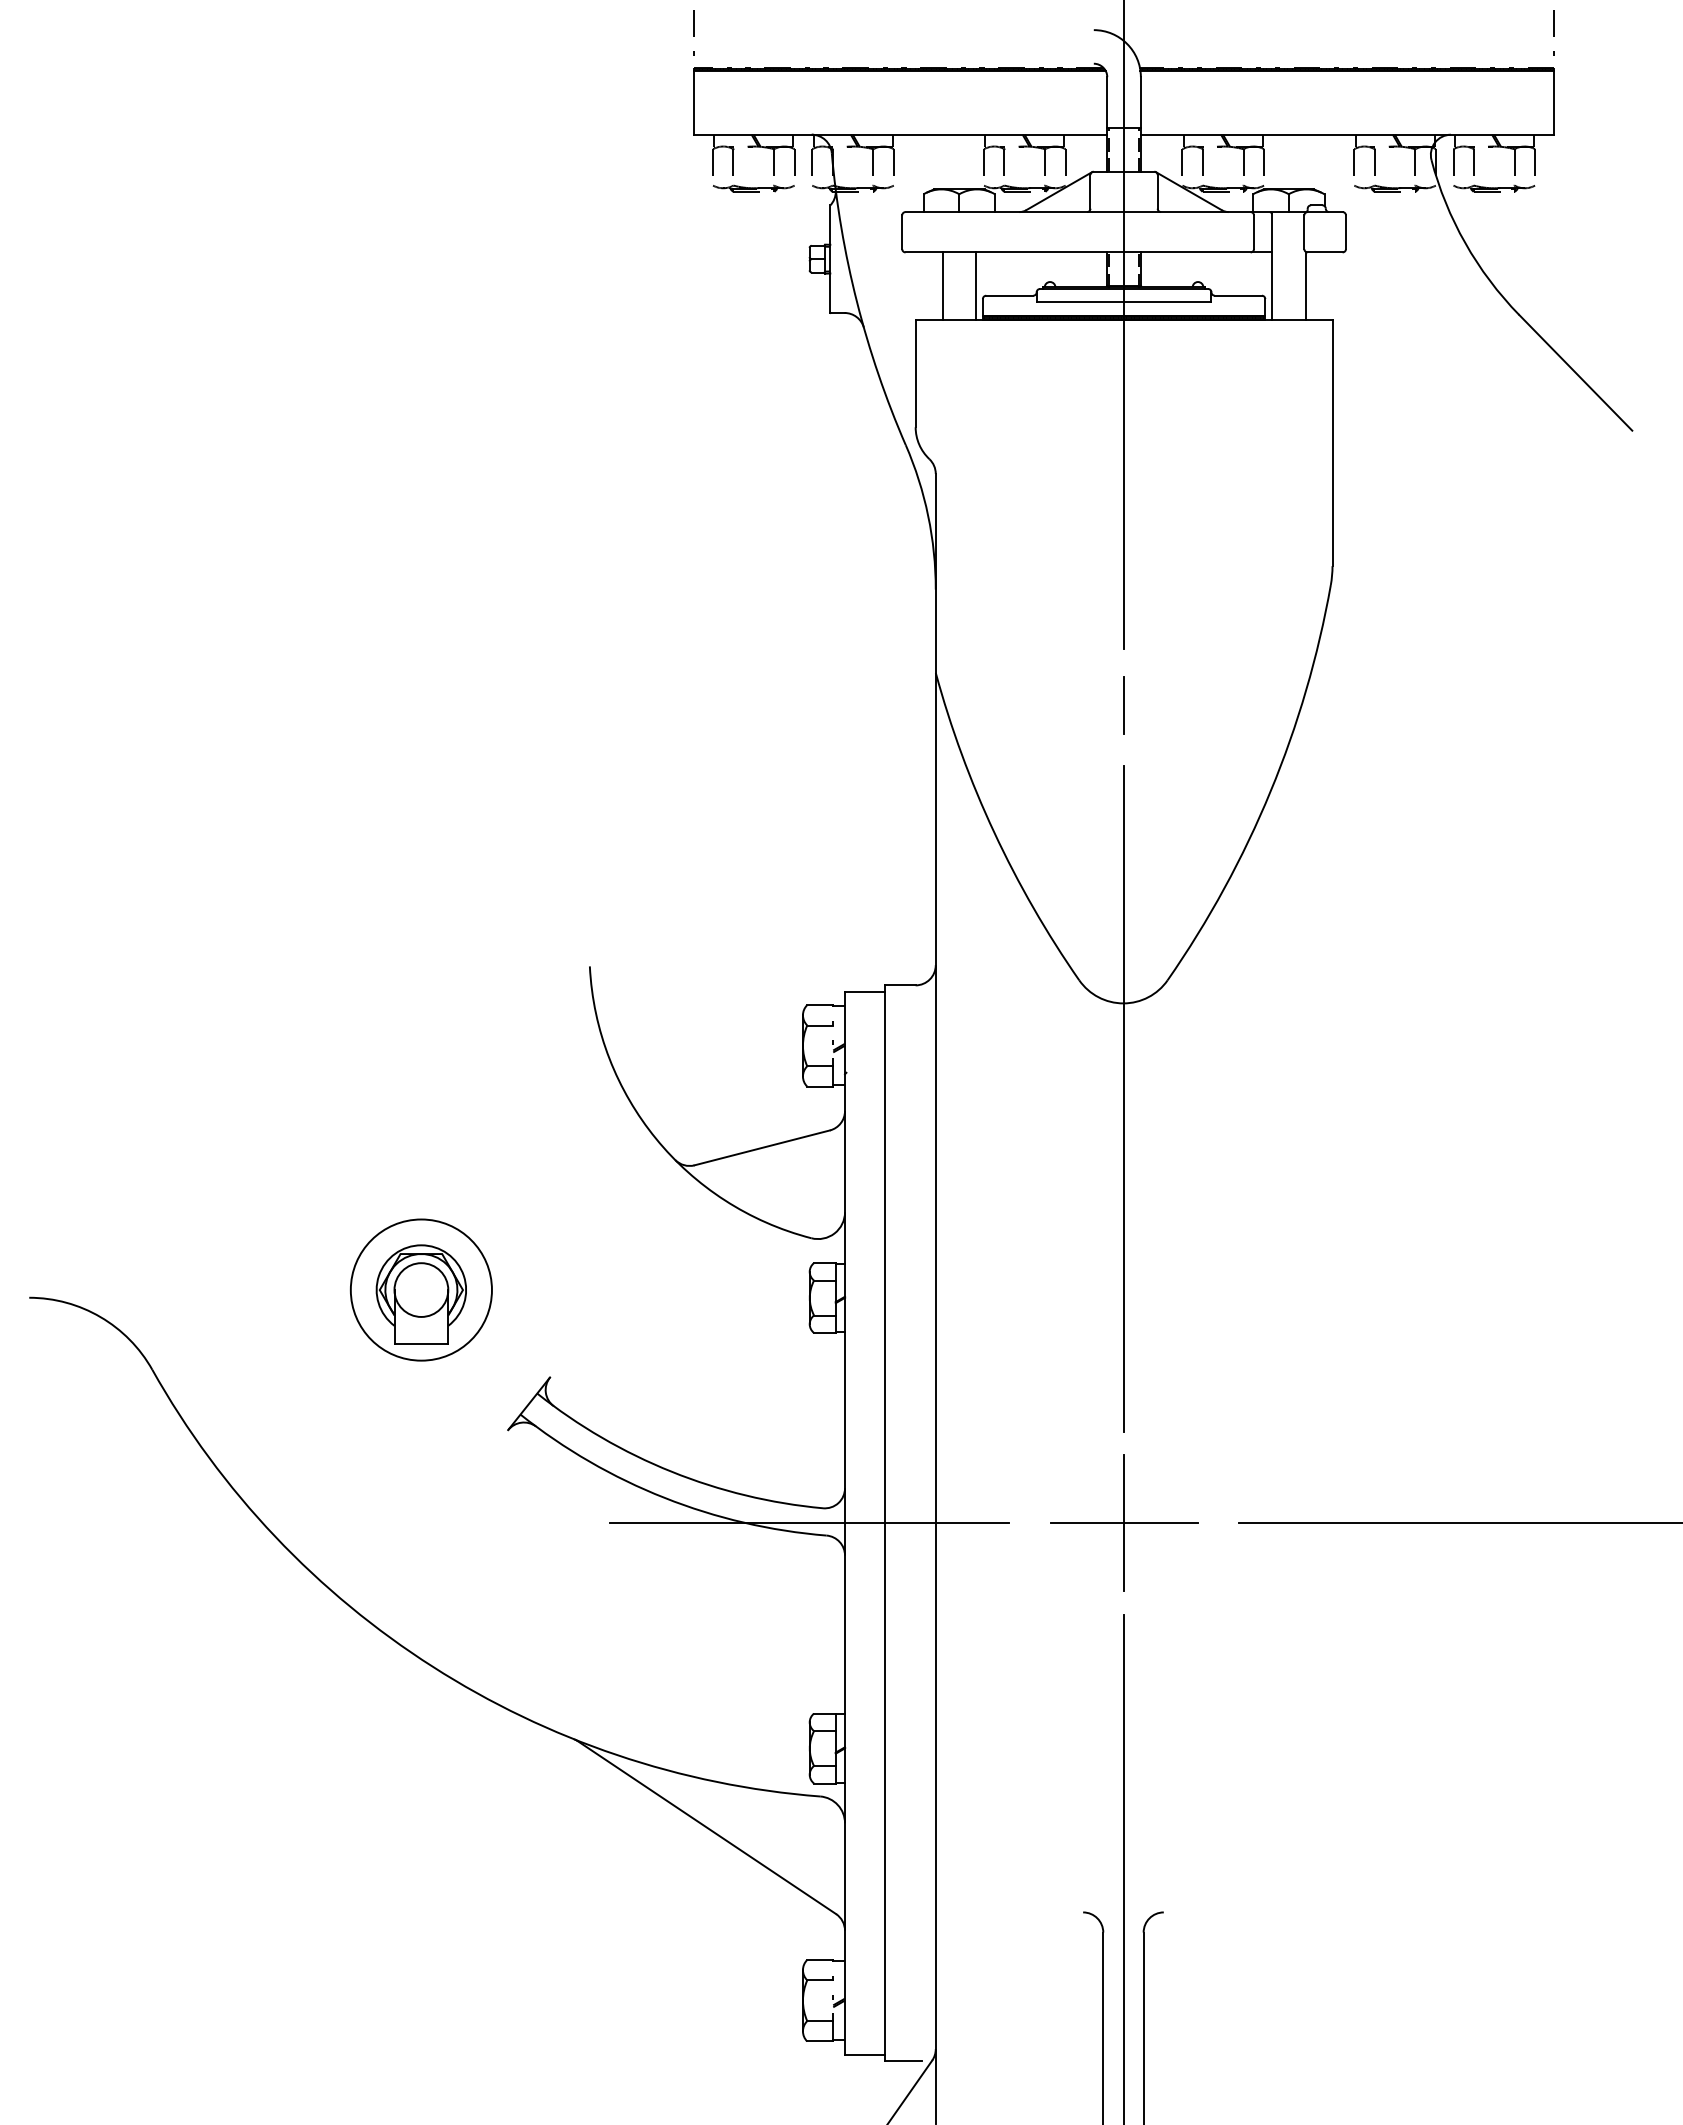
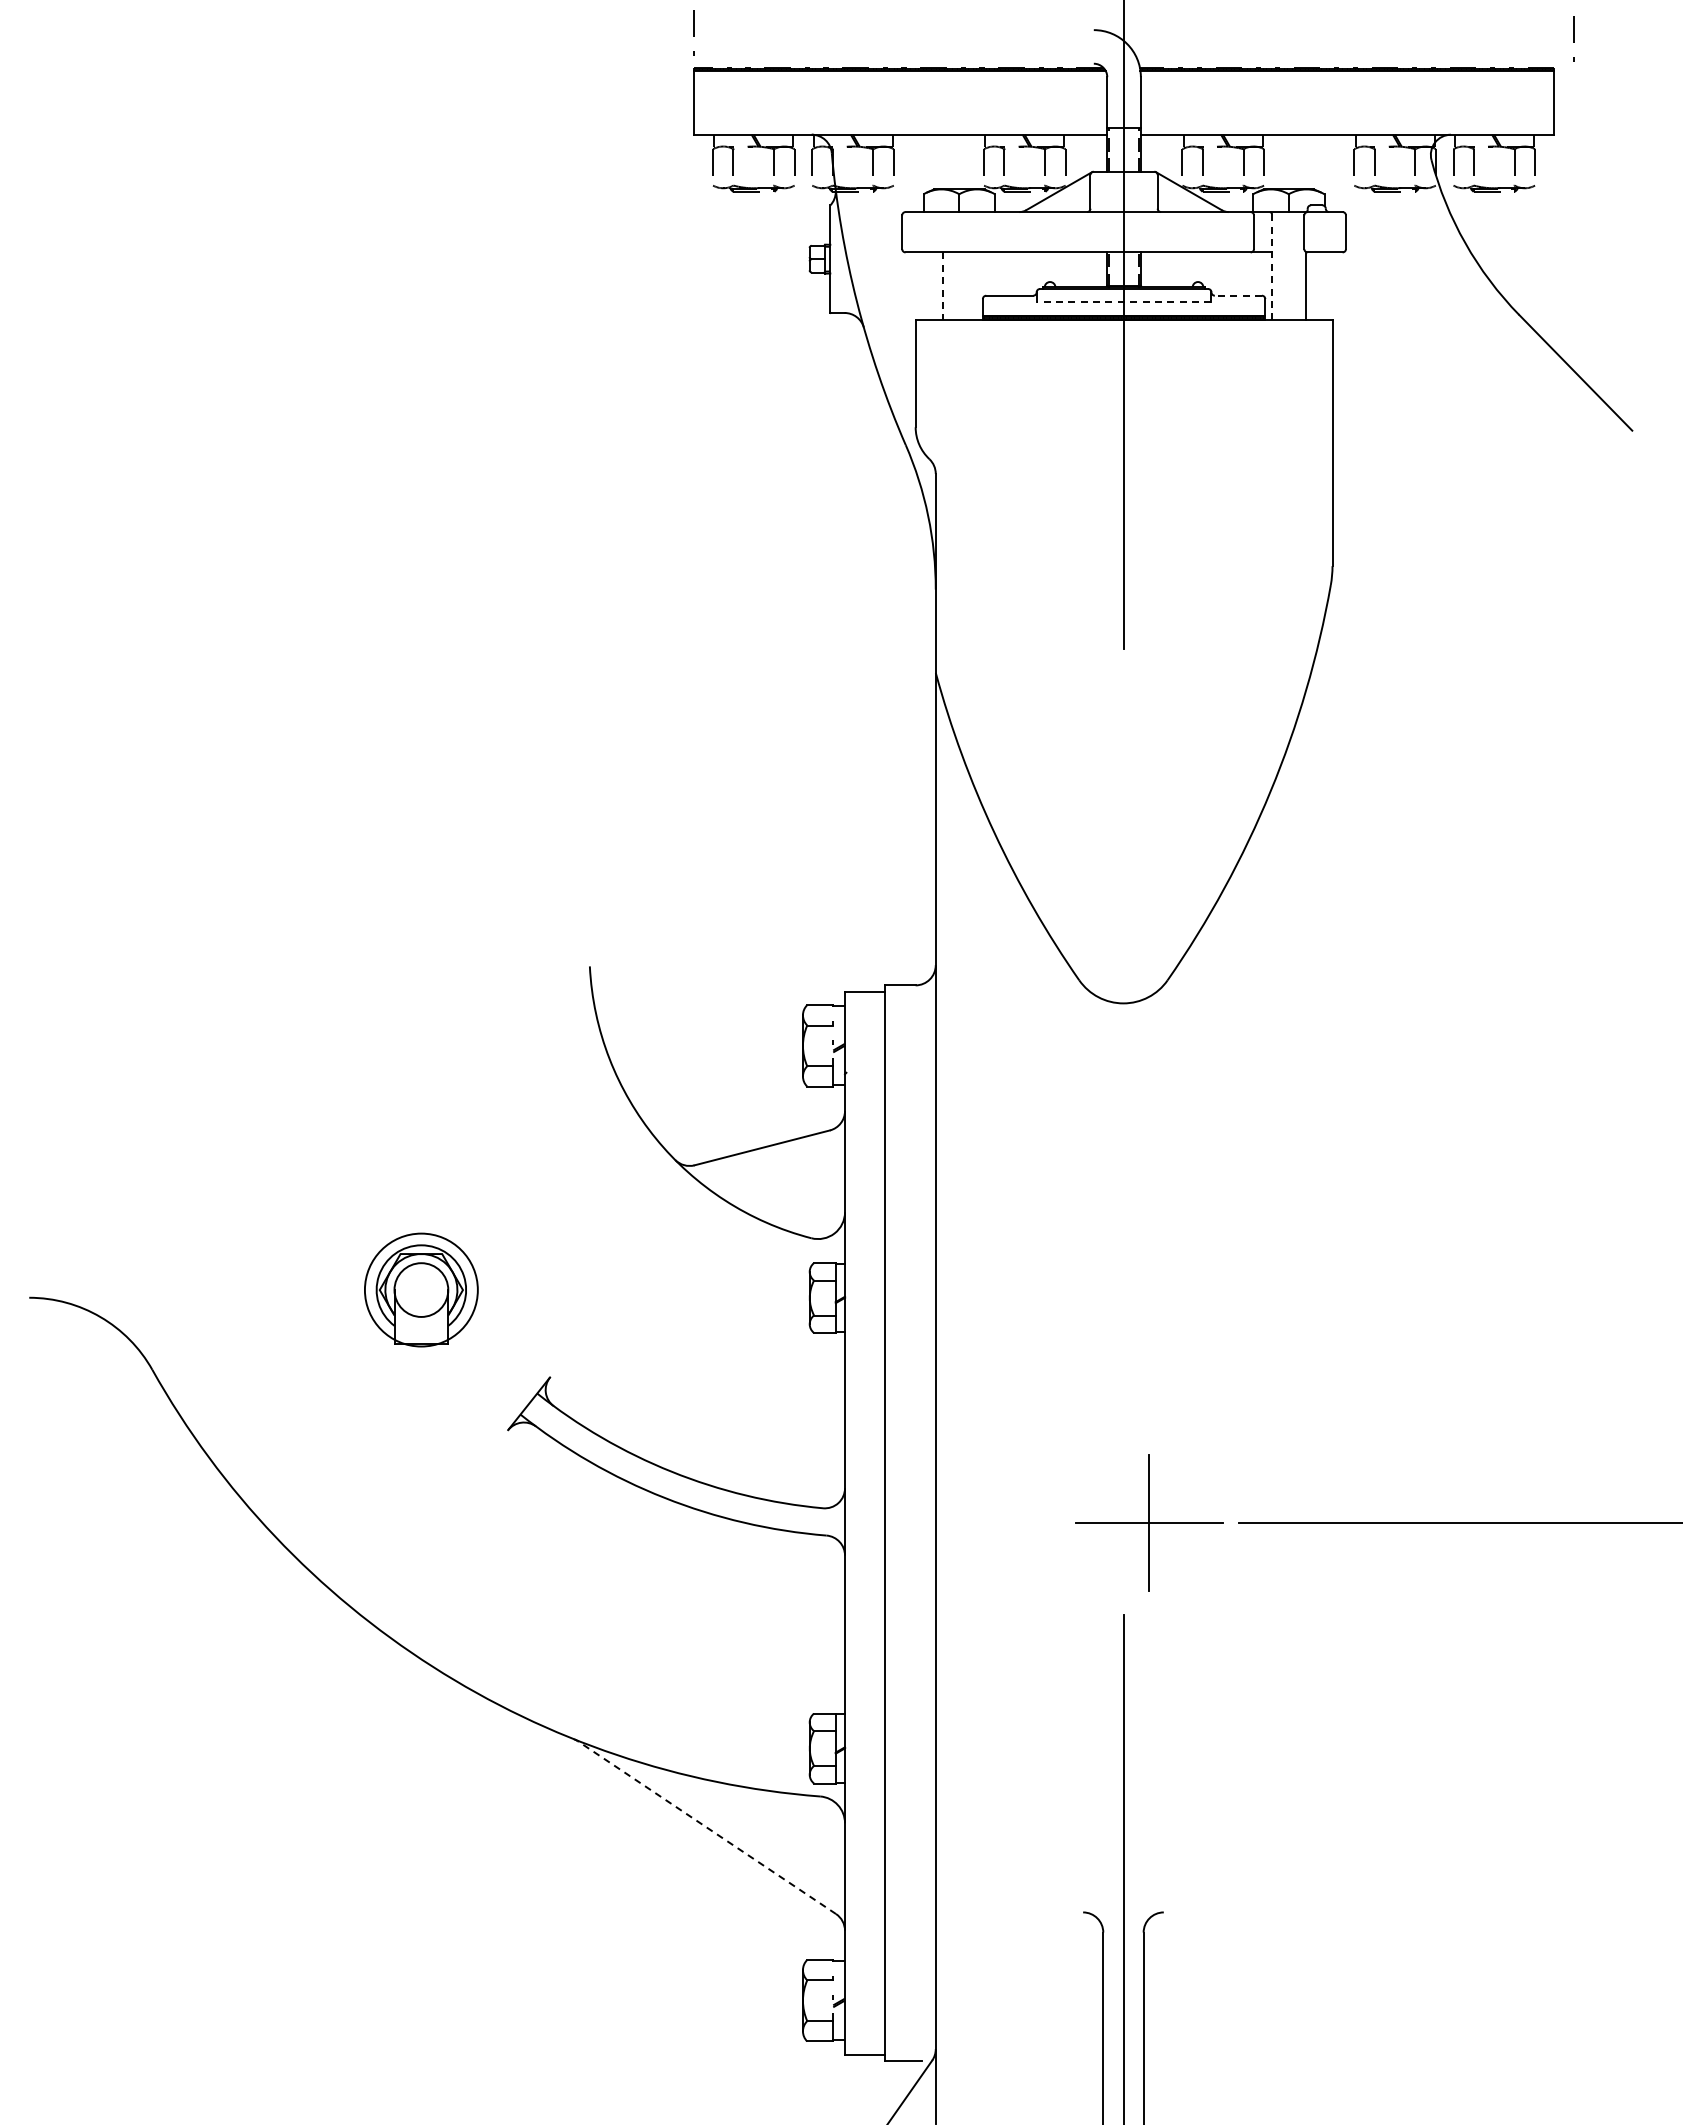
line position: (1553, 32) -> (1573, 38) (1573, 38)
line: solid -> dashed (1271, 266)
line: present -> none (976, 285)
line: solid -> dashed (942, 286)
line: solid -> dashed (1238, 295)
line: solid -> dashed (1123, 302)
line: present -> none (1124, 705)
line: present -> none (1124, 1098)
circle diameter: 141 px -> 113 px (420, 1289)
part position: (1124, 1522) -> (1149, 1522) (1149, 1522)
line: present -> none (809, 1523)
line: solid -> dashed (706, 1827)
